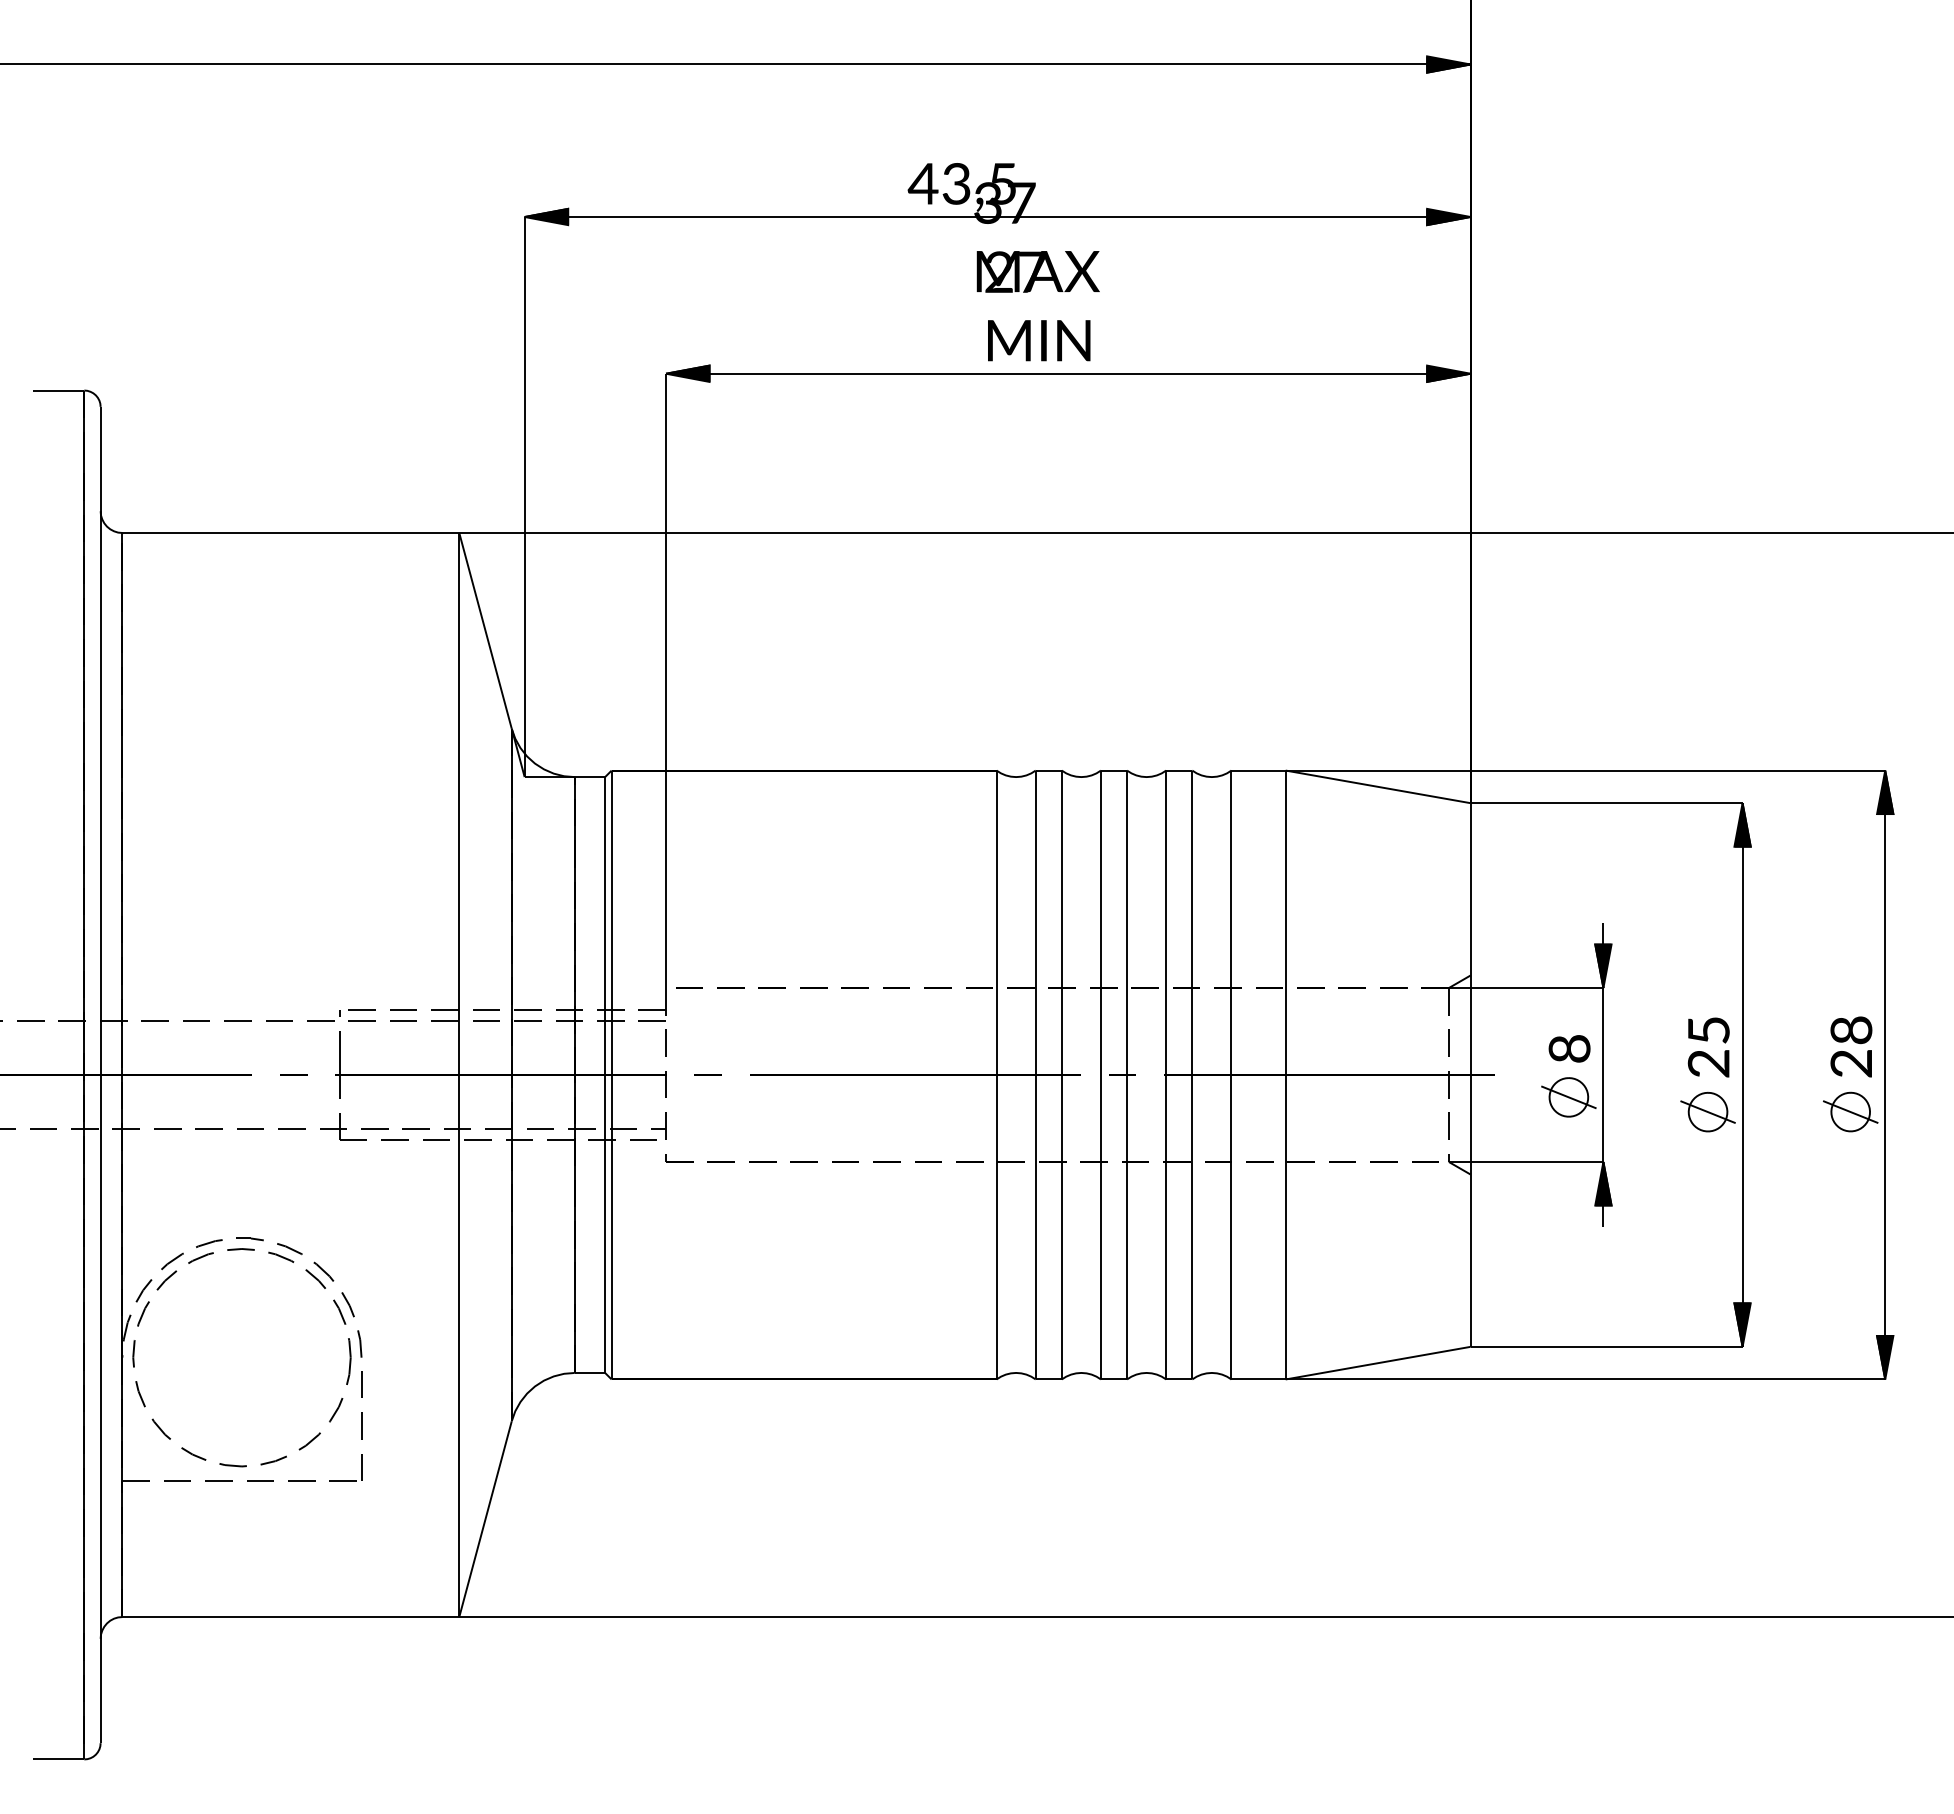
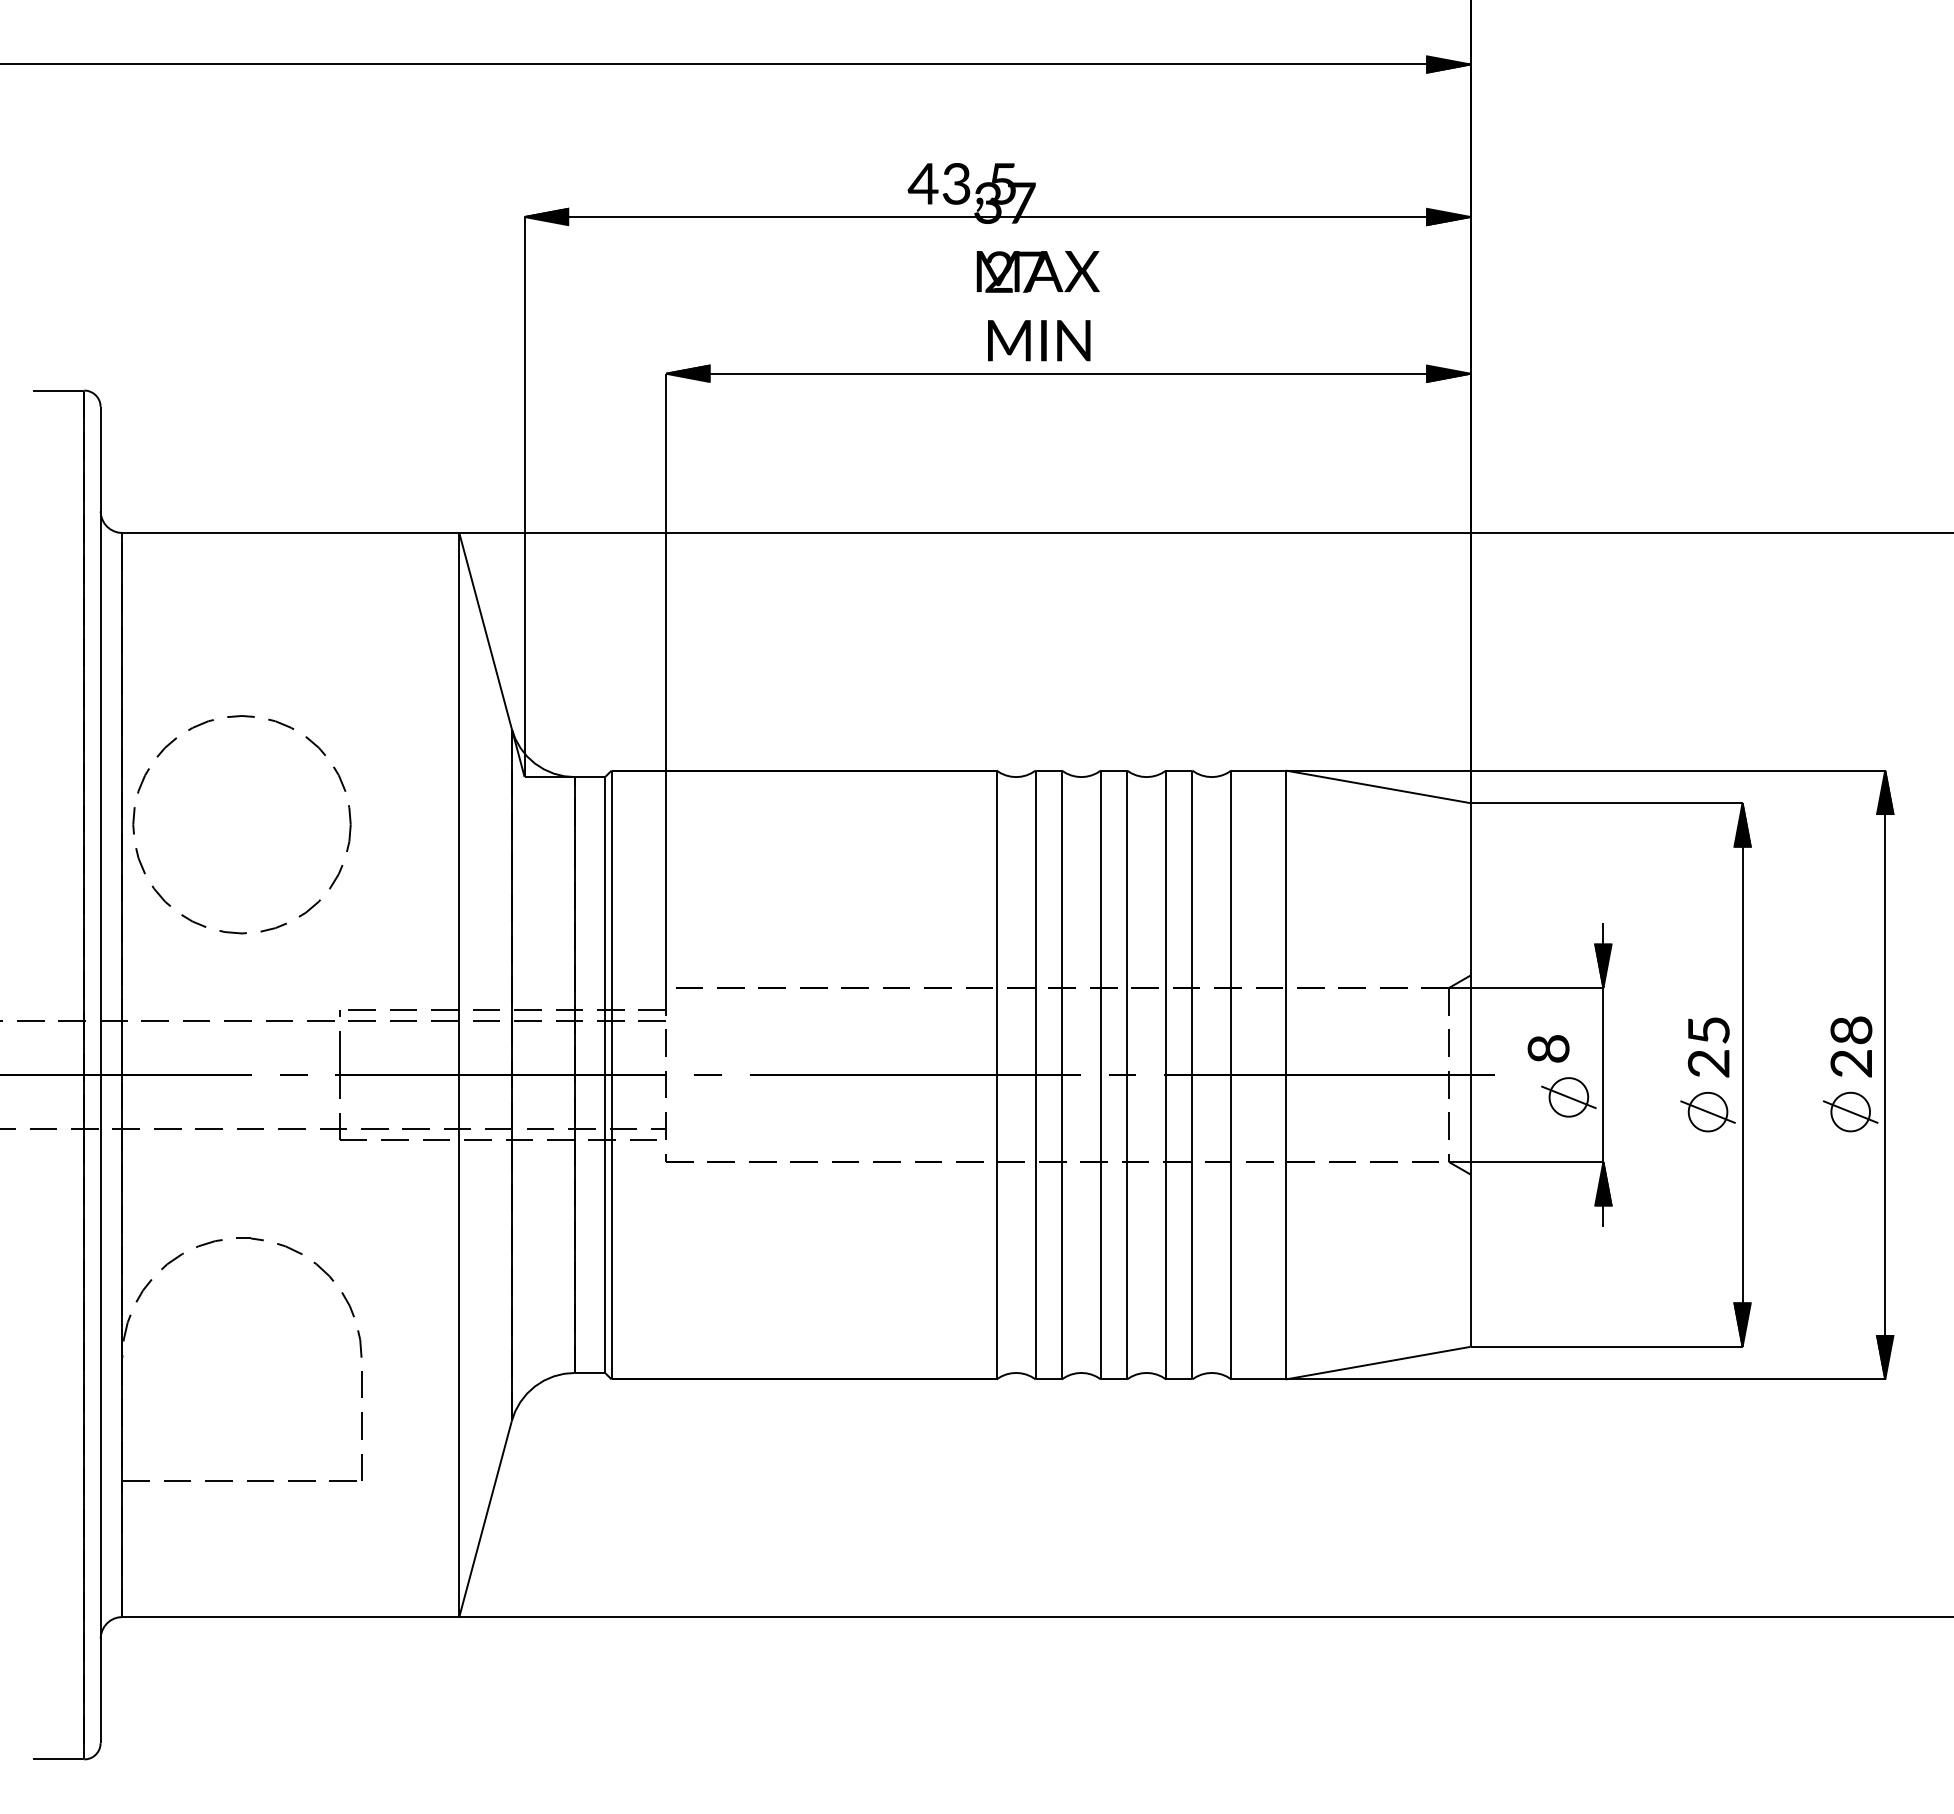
text position: (1569, 1048) -> (1548, 1048) (1548, 1048)
part position: (135, 1346) -> (135, 813) (135, 813)
